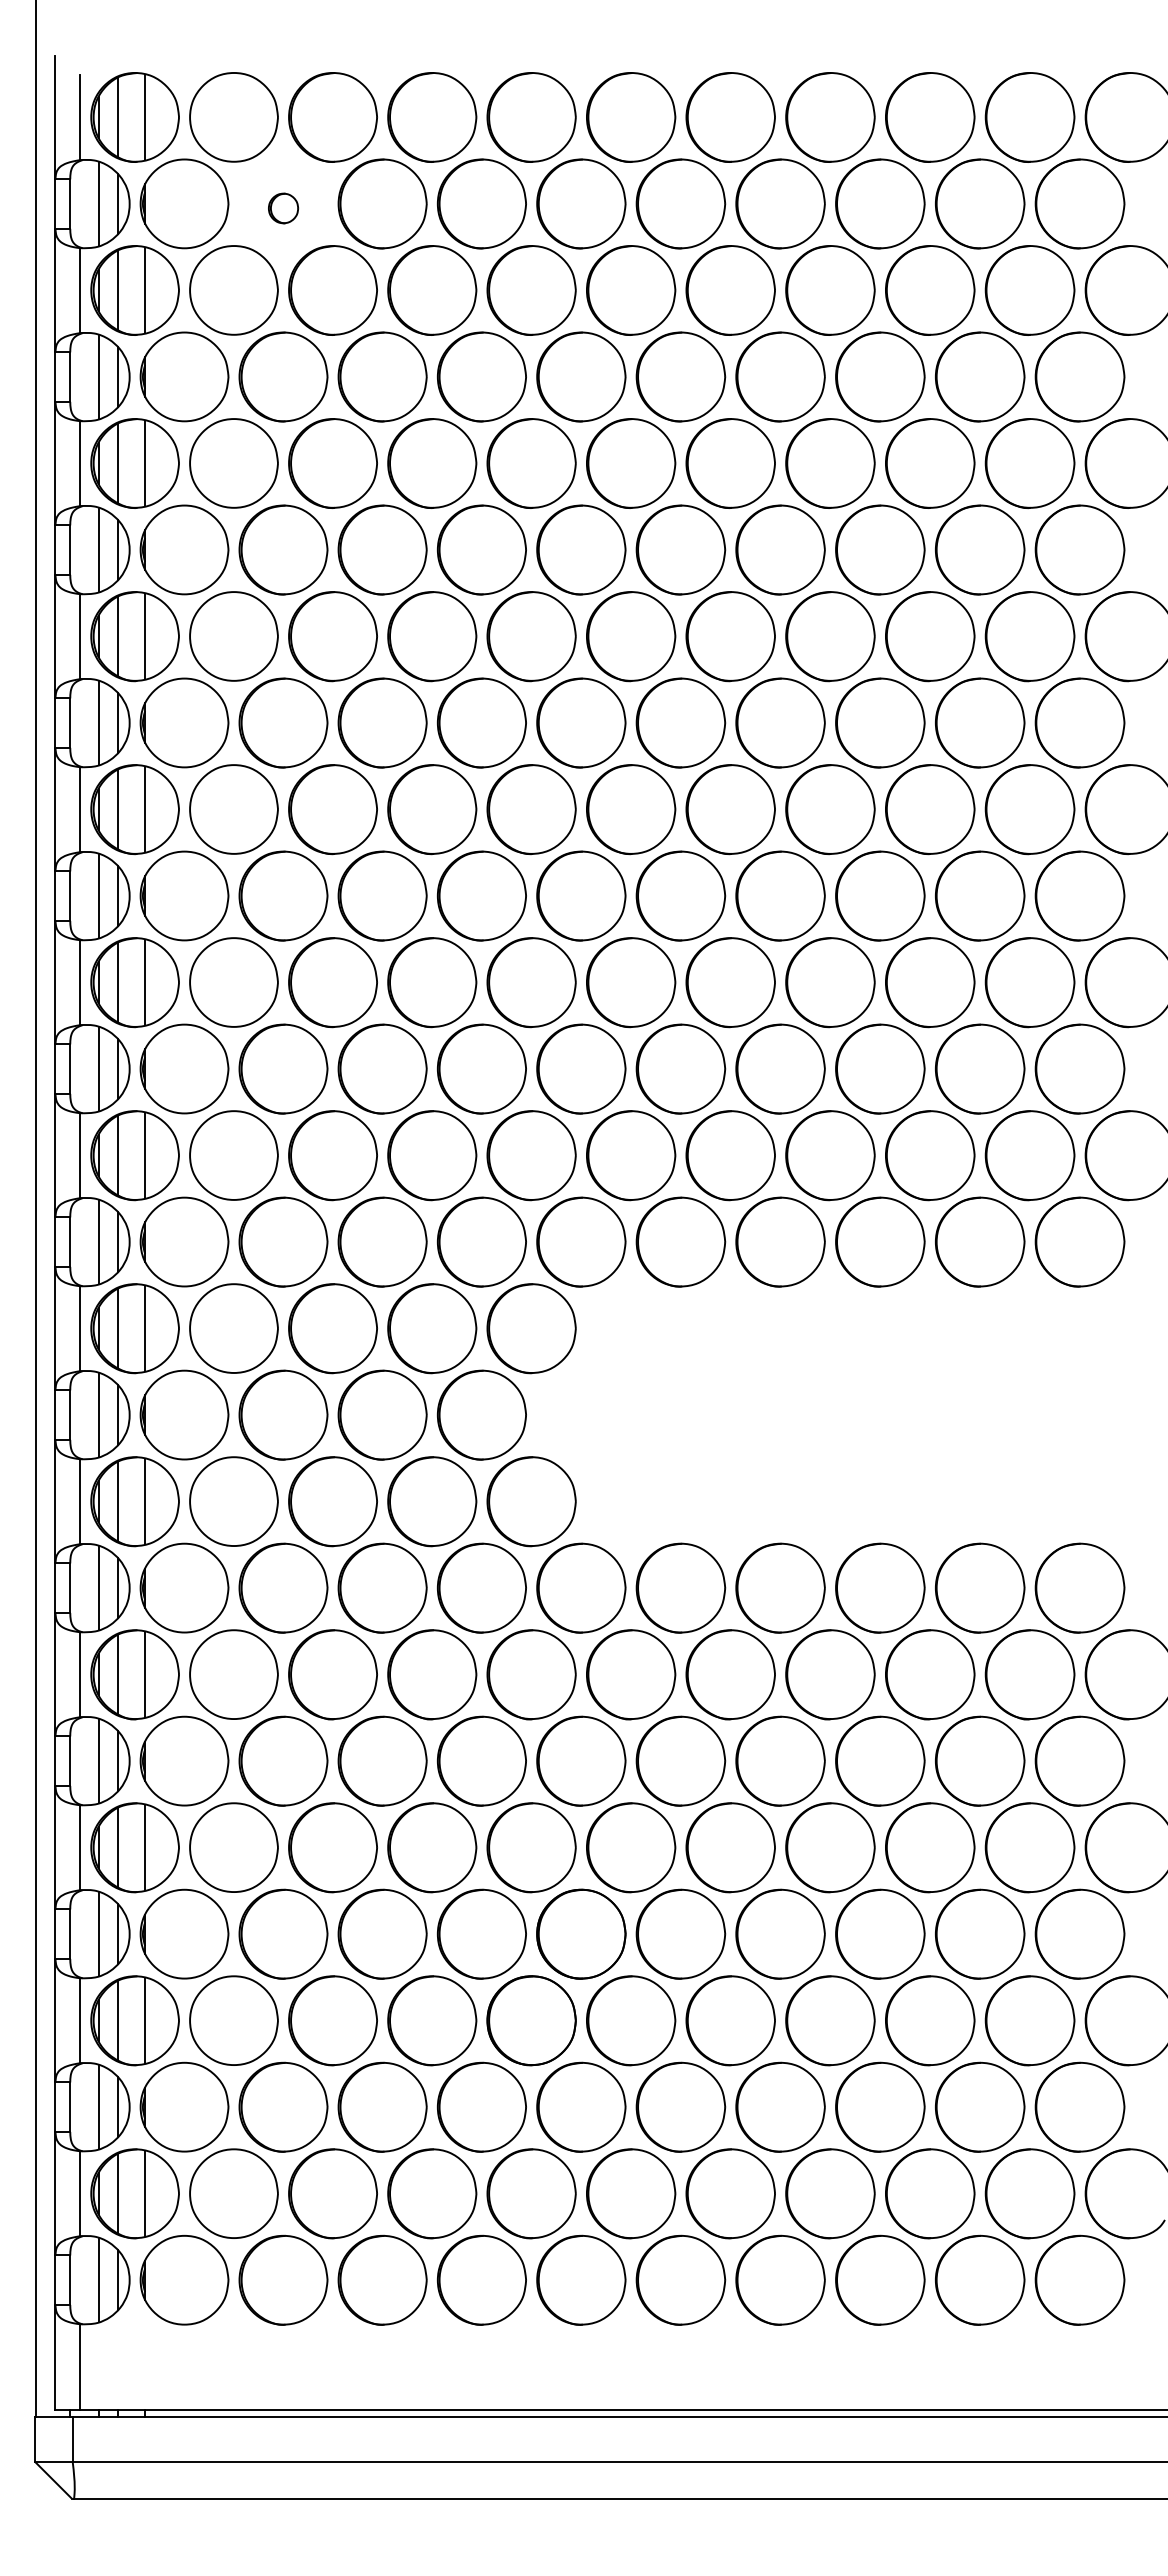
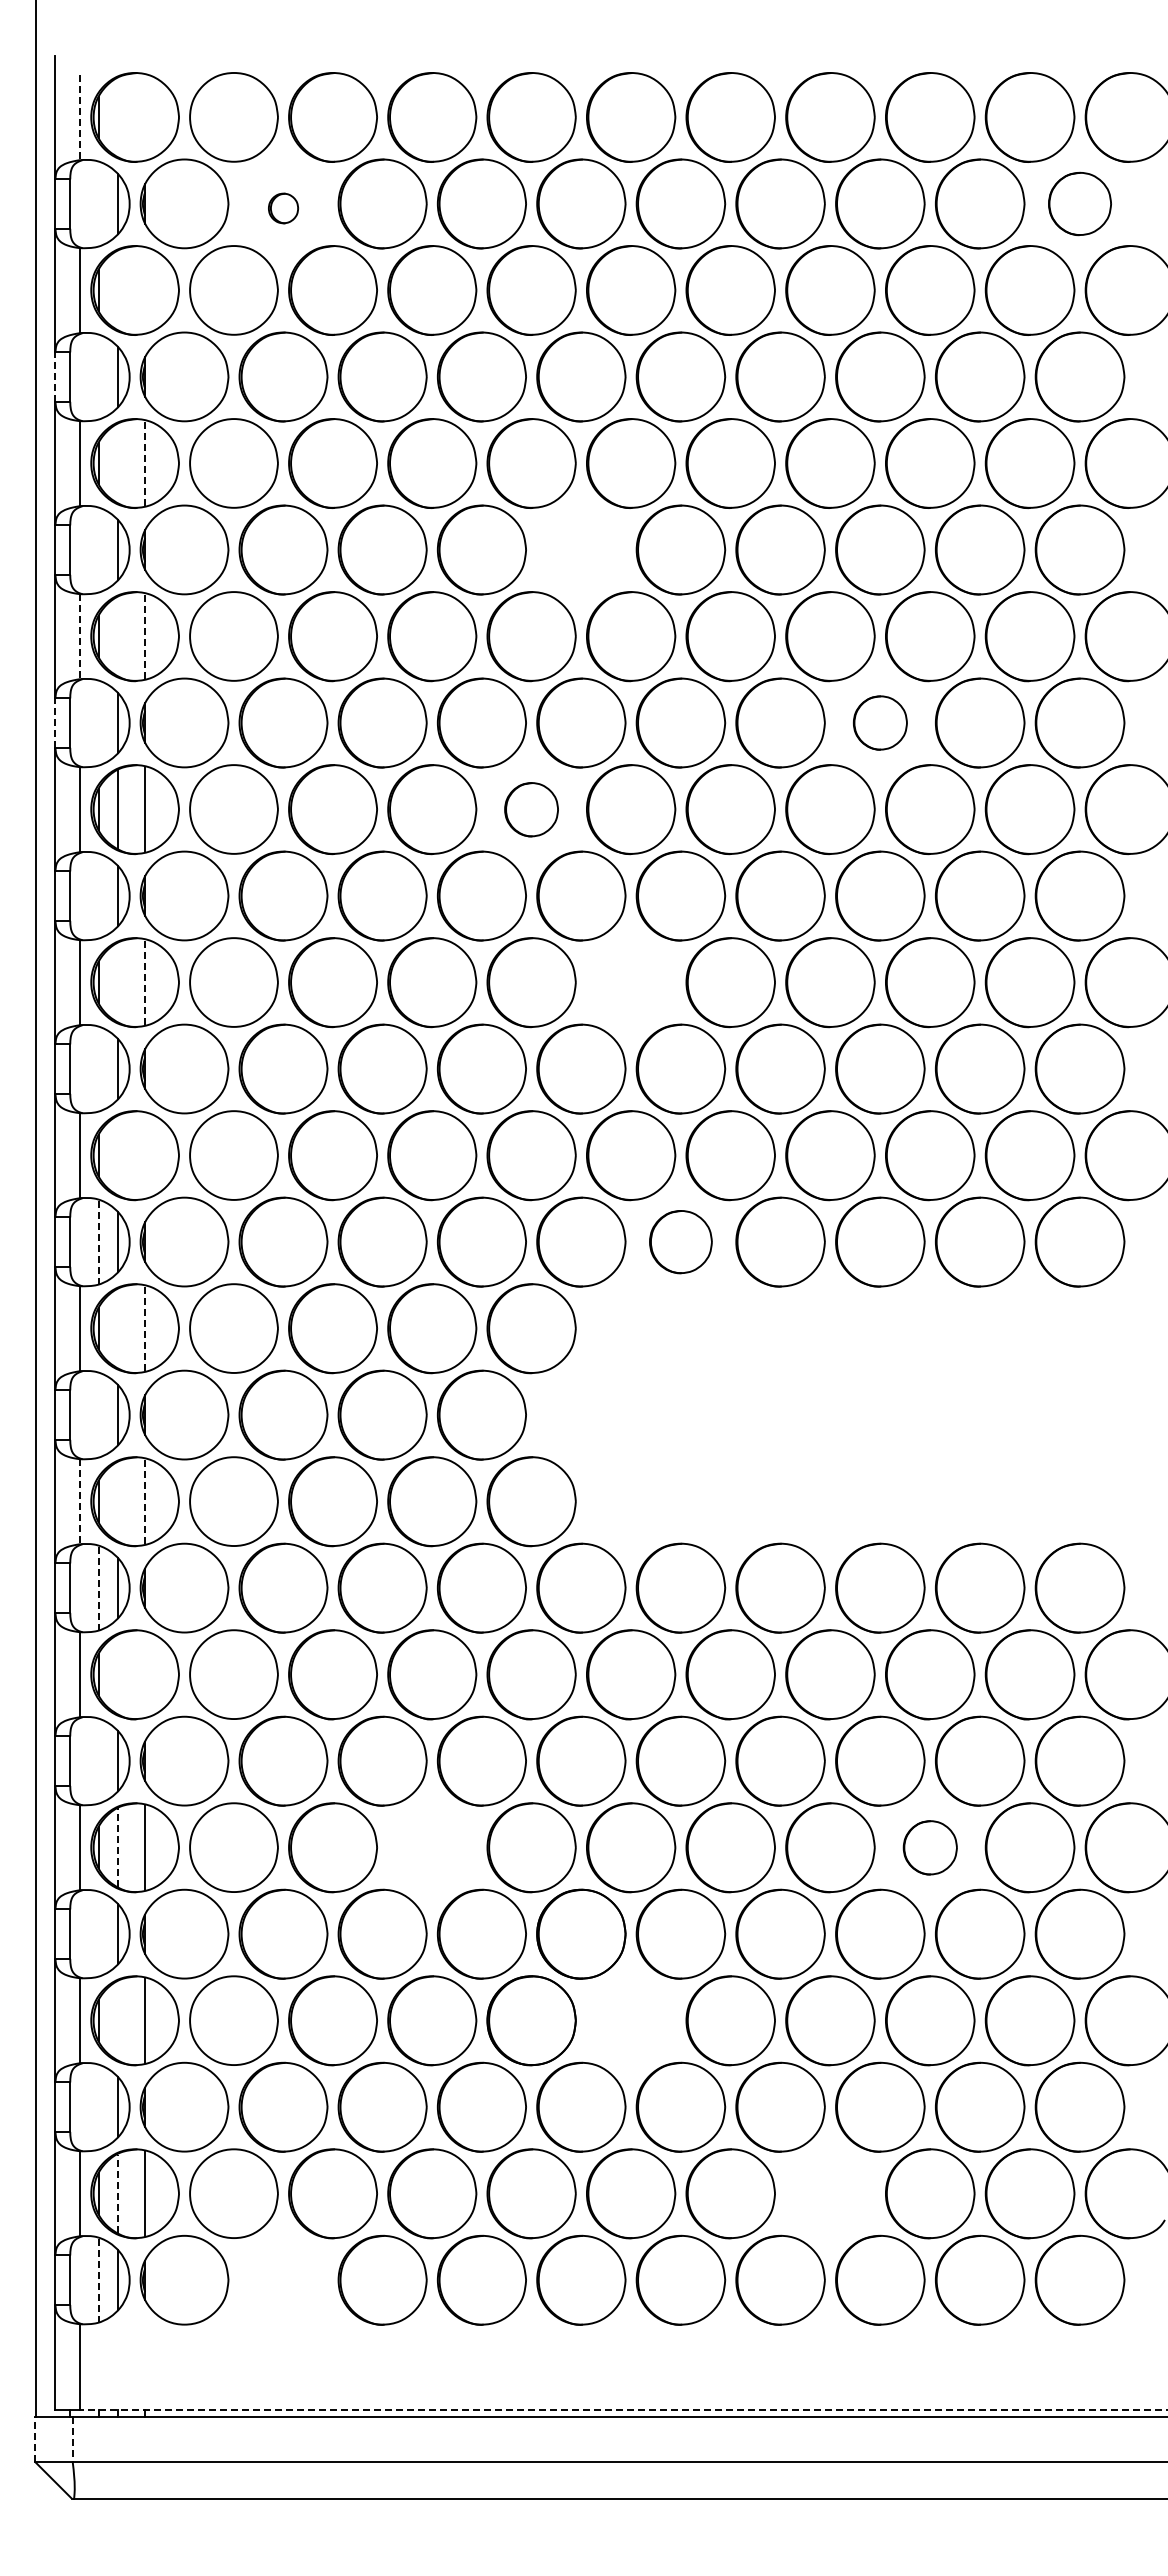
line: present -> none (145, 116)
line: present -> none (117, 117)
line: solid -> dashed (80, 118)
part size: 92x92 px -> 64x66 px (1079, 203)
line: present -> none (99, 204)
line: present -> none (145, 289)
line: present -> none (117, 290)
line: solid -> dashed (55, 377)
line: present -> none (99, 377)
line: solid -> dashed (145, 462)
line: present -> none (117, 463)
part: present -> none (581, 549)
line: present -> none (99, 550)
line: solid -> dashed (145, 635)
line: present -> none (117, 636)
line: solid -> dashed (80, 637)
part size: 91x92 px -> 55x56 px (880, 722)
line: solid -> dashed (55, 723)
line: present -> none (99, 723)
part size: 91x92 px -> 55x56 px (531, 809)
line: present -> none (99, 896)
line: present -> none (117, 982)
line: solid -> dashed (145, 982)
part: present -> none (631, 982)
line: present -> none (99, 1069)
line: present -> none (117, 1155)
line: present -> none (145, 1155)
part size: 92x92 px -> 64x65 px (680, 1242)
line: solid -> dashed (99, 1242)
line: present -> none (117, 1328)
line: solid -> dashed (145, 1328)
line: present -> none (99, 1415)
line: present -> none (117, 1501)
line: solid -> dashed (145, 1501)
line: solid -> dashed (80, 1502)
line: solid -> dashed (99, 1588)
line: present -> none (117, 1674)
line: present -> none (145, 1674)
line: present -> none (99, 1761)
line: solid -> dashed (117, 1847)
part: present -> none (432, 1847)
part size: 91x92 px -> 56x56 px (929, 1847)
line: present -> none (99, 1934)
line: present -> none (117, 2020)
part: present -> none (631, 2020)
line: present -> none (99, 2107)
line: solid -> dashed (117, 2193)
part: present -> none (830, 2193)
part: present -> none (283, 2279)
line: solid -> dashed (99, 2280)
line: solid -> dashed (623, 2409)
line: solid -> dashed (34, 2439)
line: solid -> dashed (72, 2440)
